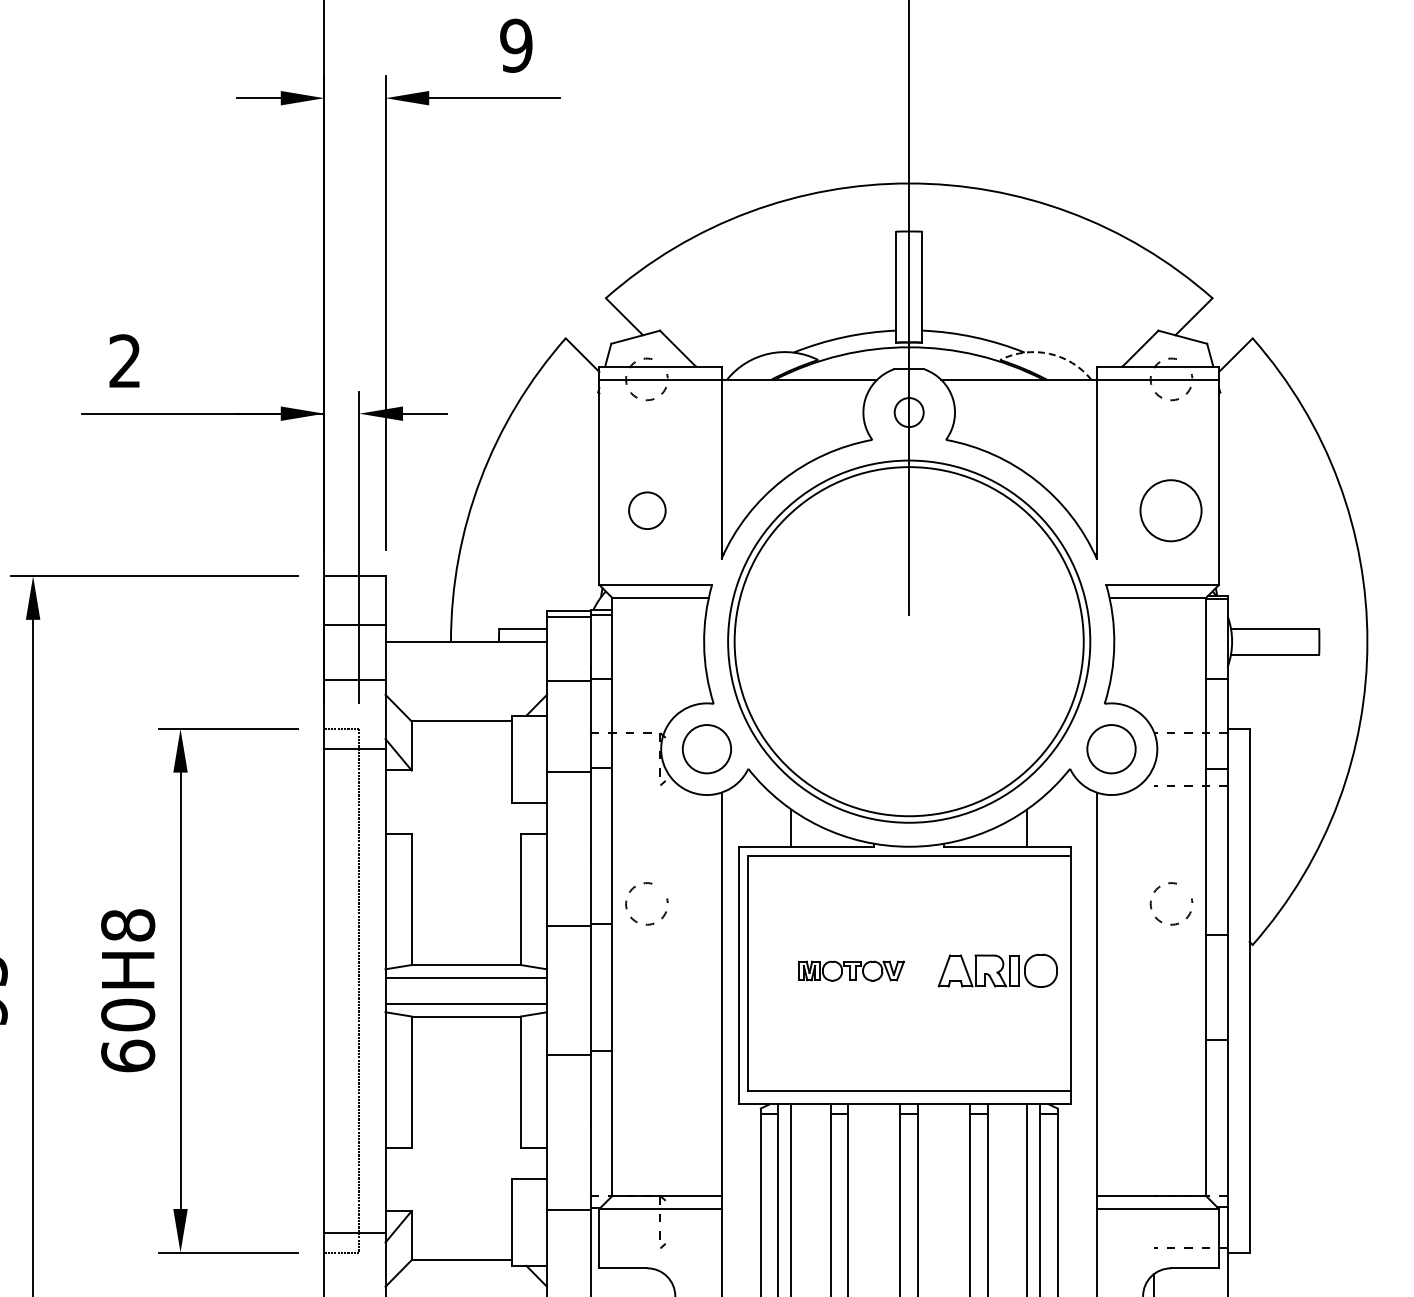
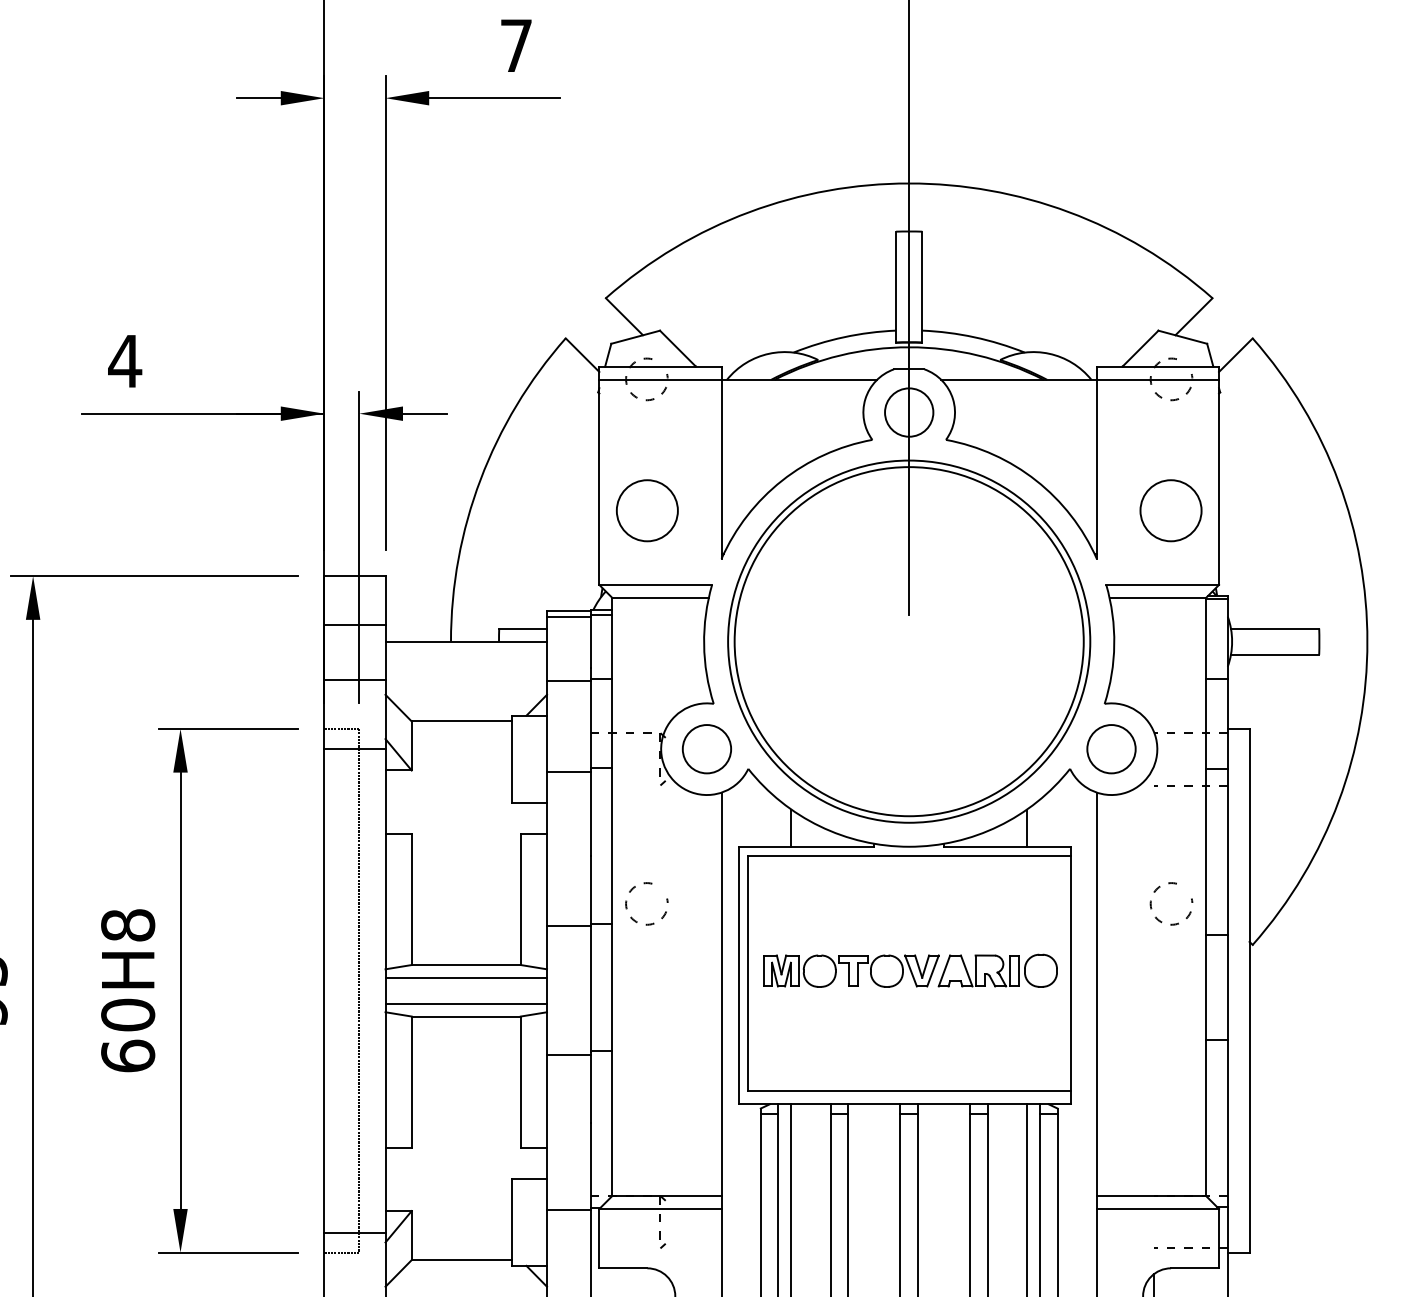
text: 9 -> 7 (516, 45)
arc: dashed -> solid (1049, 353)
text: 2 -> 4 (125, 360)
circle diameter: 29 px -> 48 px (909, 412)
circle diameter: 37 px -> 61 px (646, 510)
part size: 107x22 px -> 177x34 px (851, 970)
